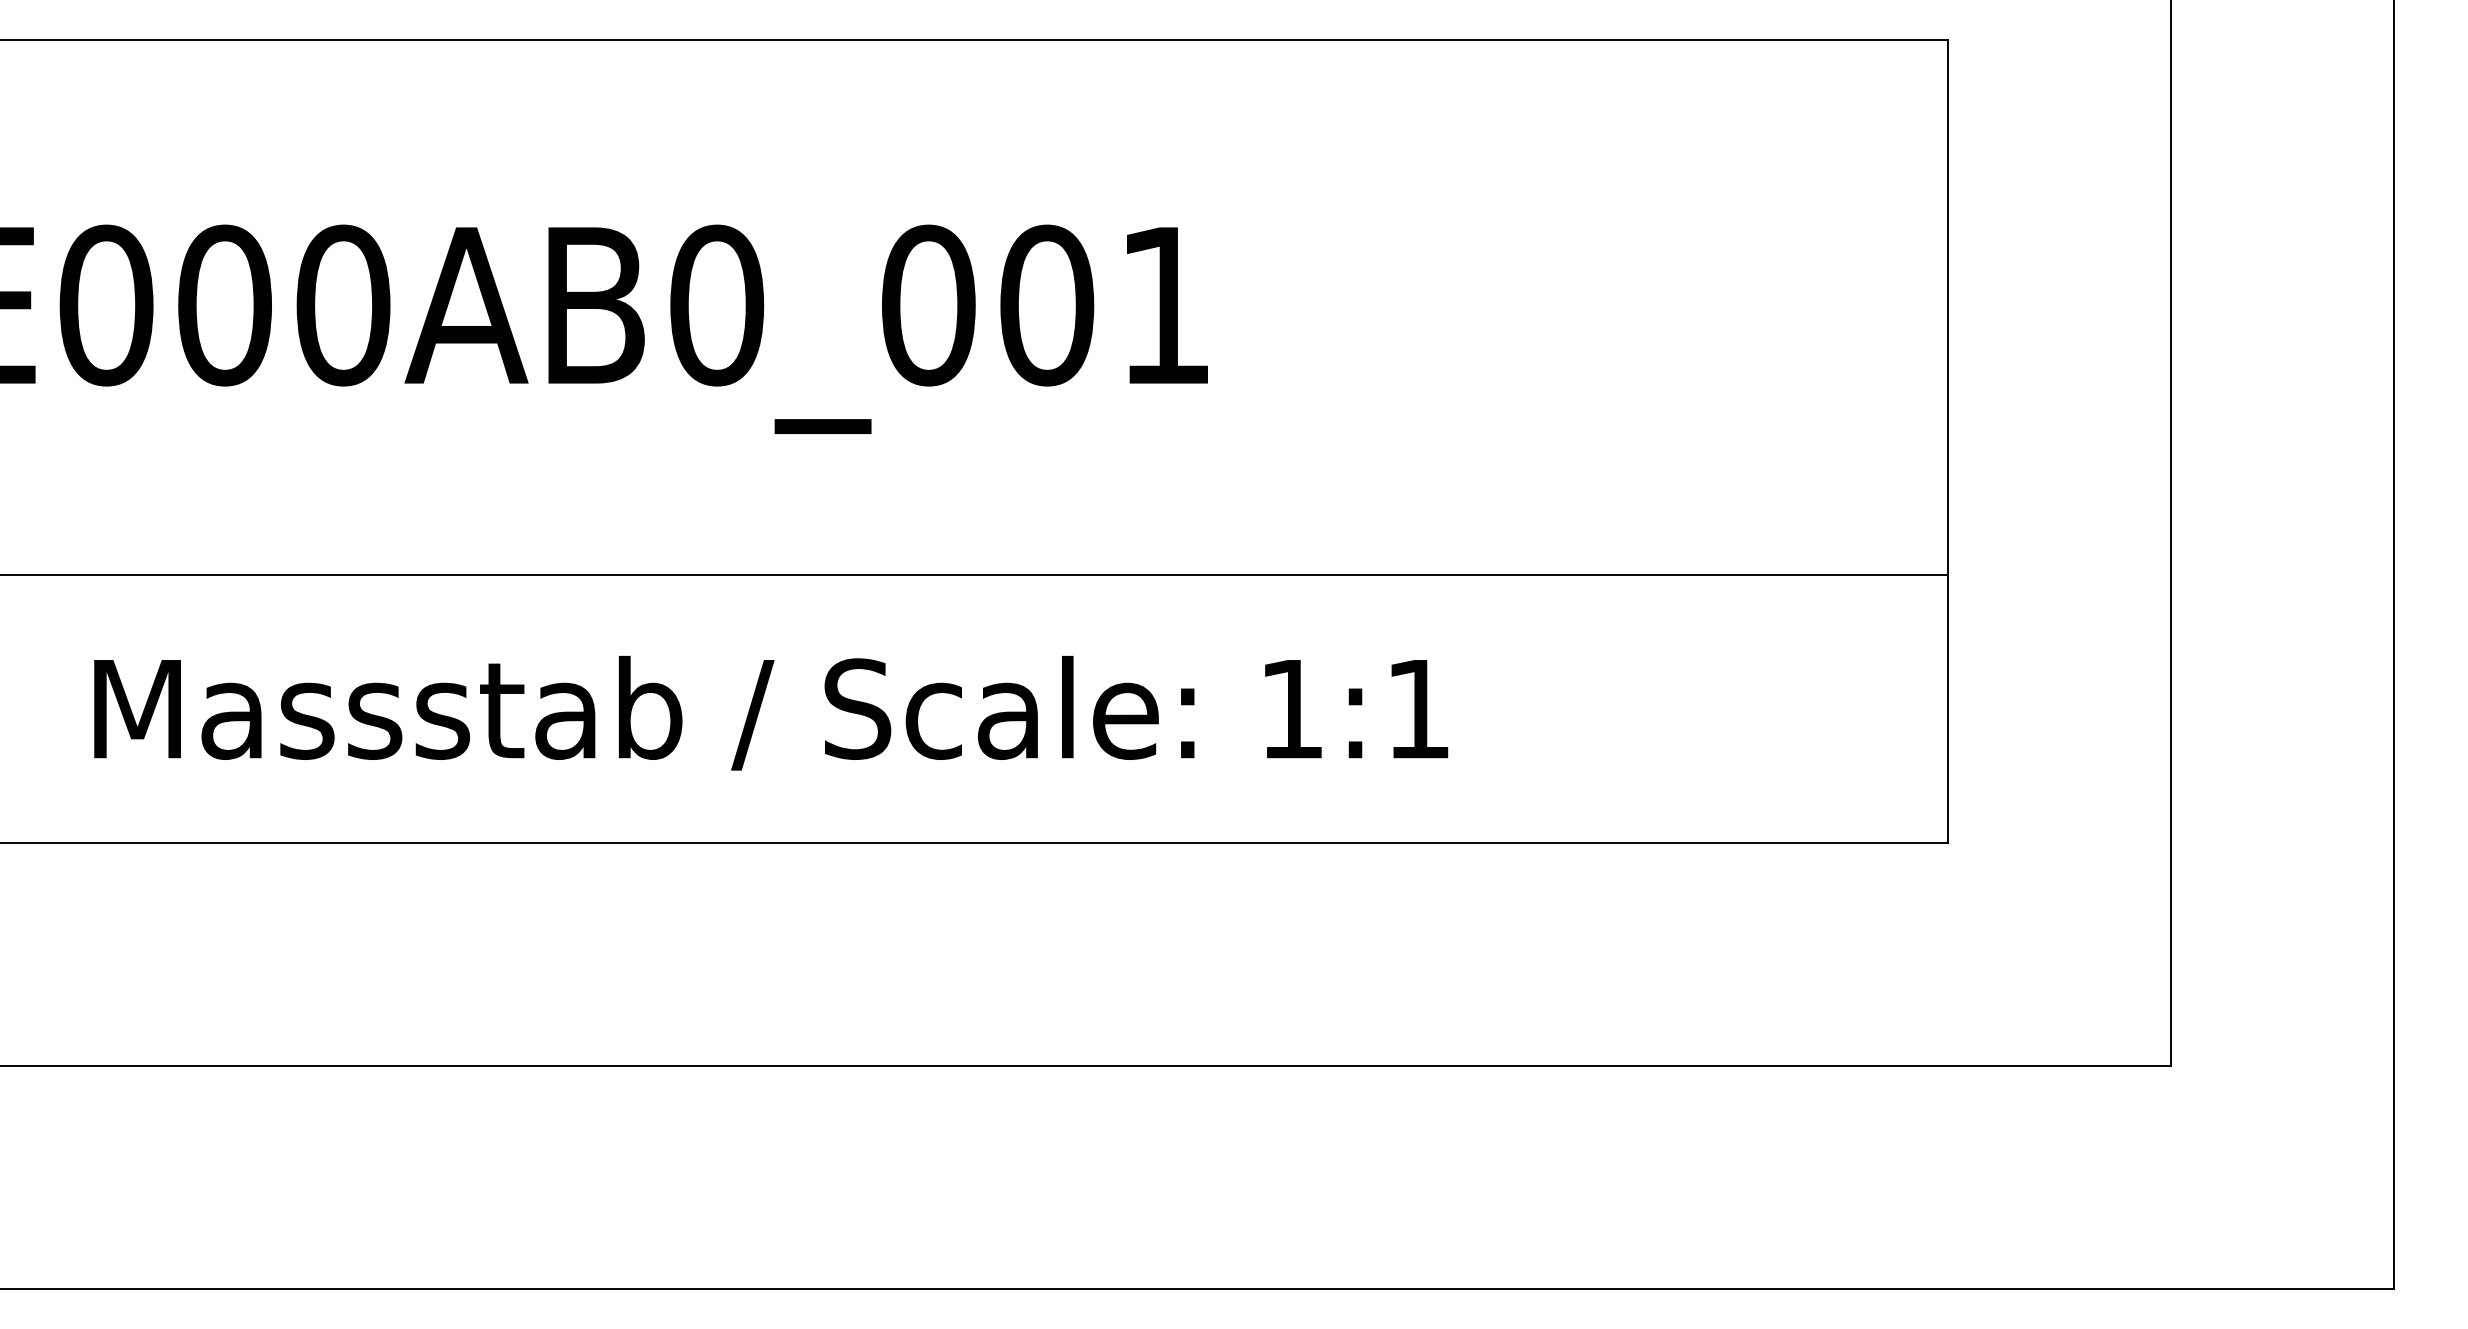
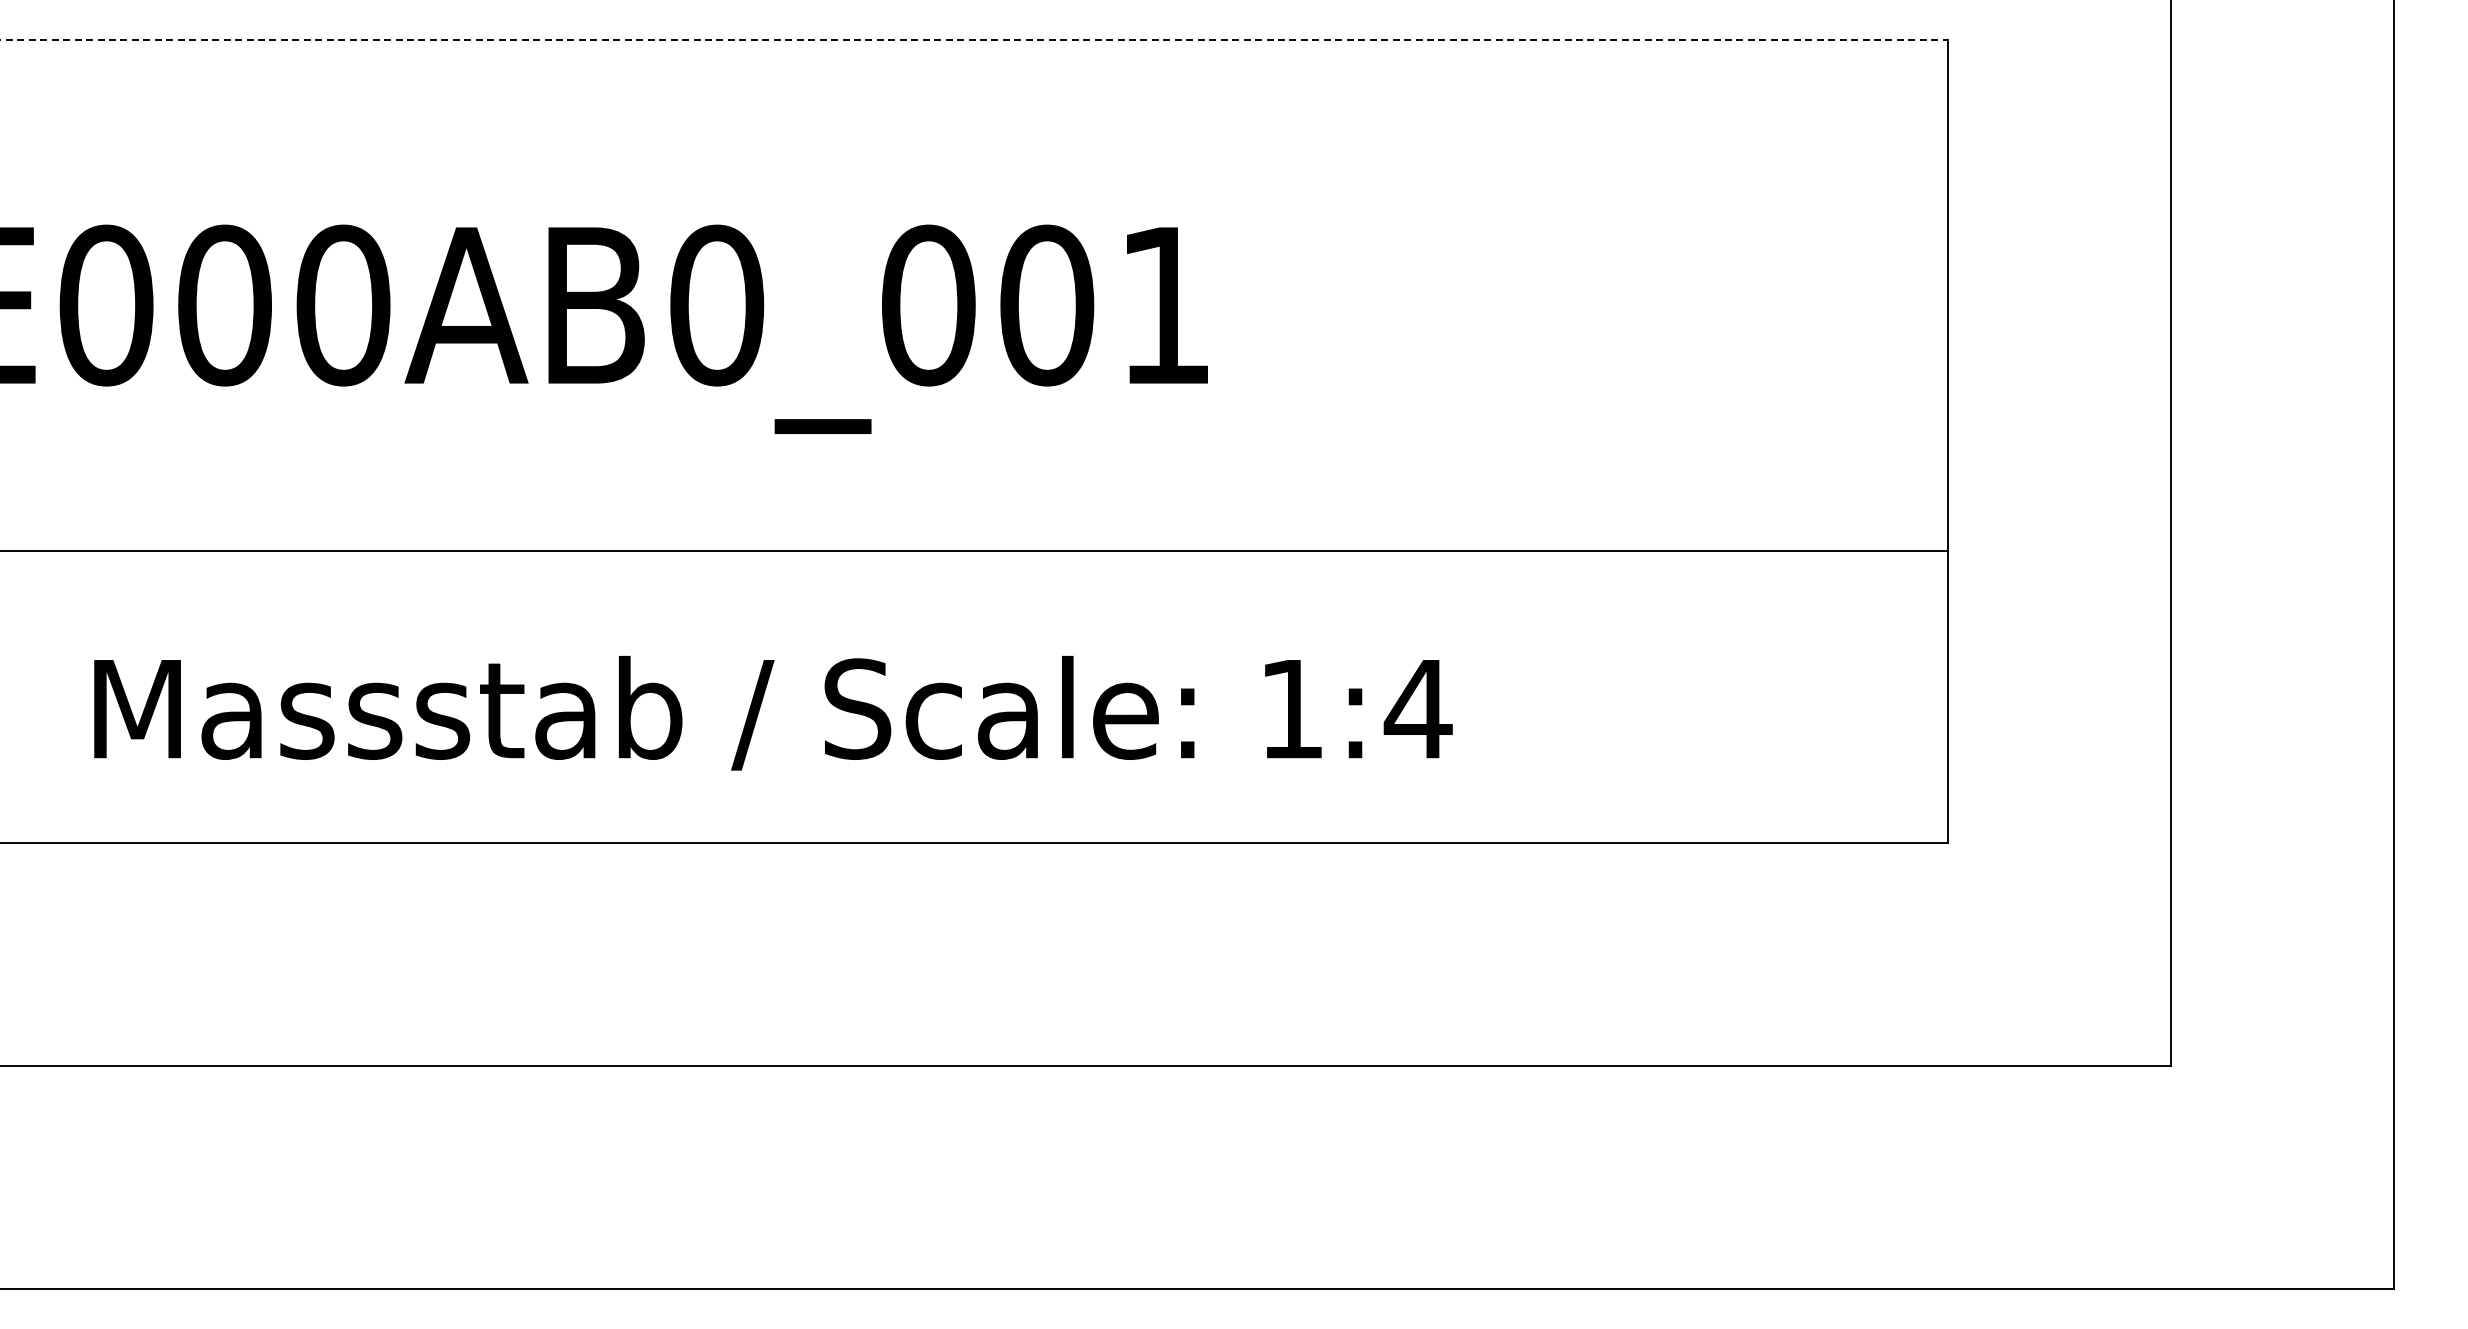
line: solid -> dashed (974, 39)
line position: (974, 575) -> (974, 551) (974, 551)
text: 1:1 -> 1:4 (1417, 709)
